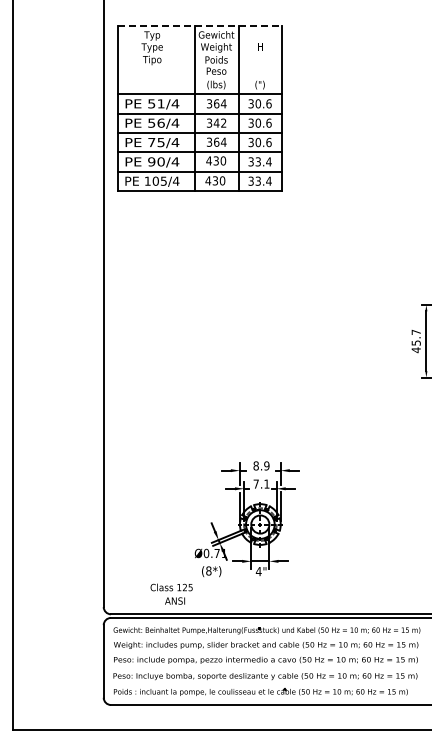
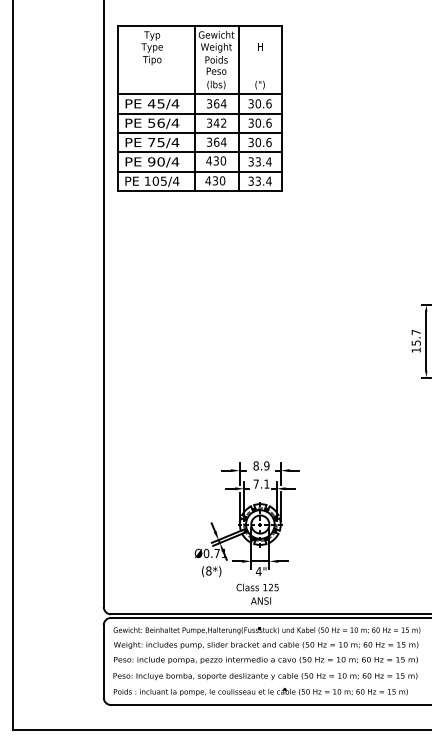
line: dashed -> solid (200, 26)
text: 51/4 -> 45/4 (155, 103)
text: 45.7 -> 15.7 (415, 350)
text position: (171, 593) -> (257, 593) (257, 593)
